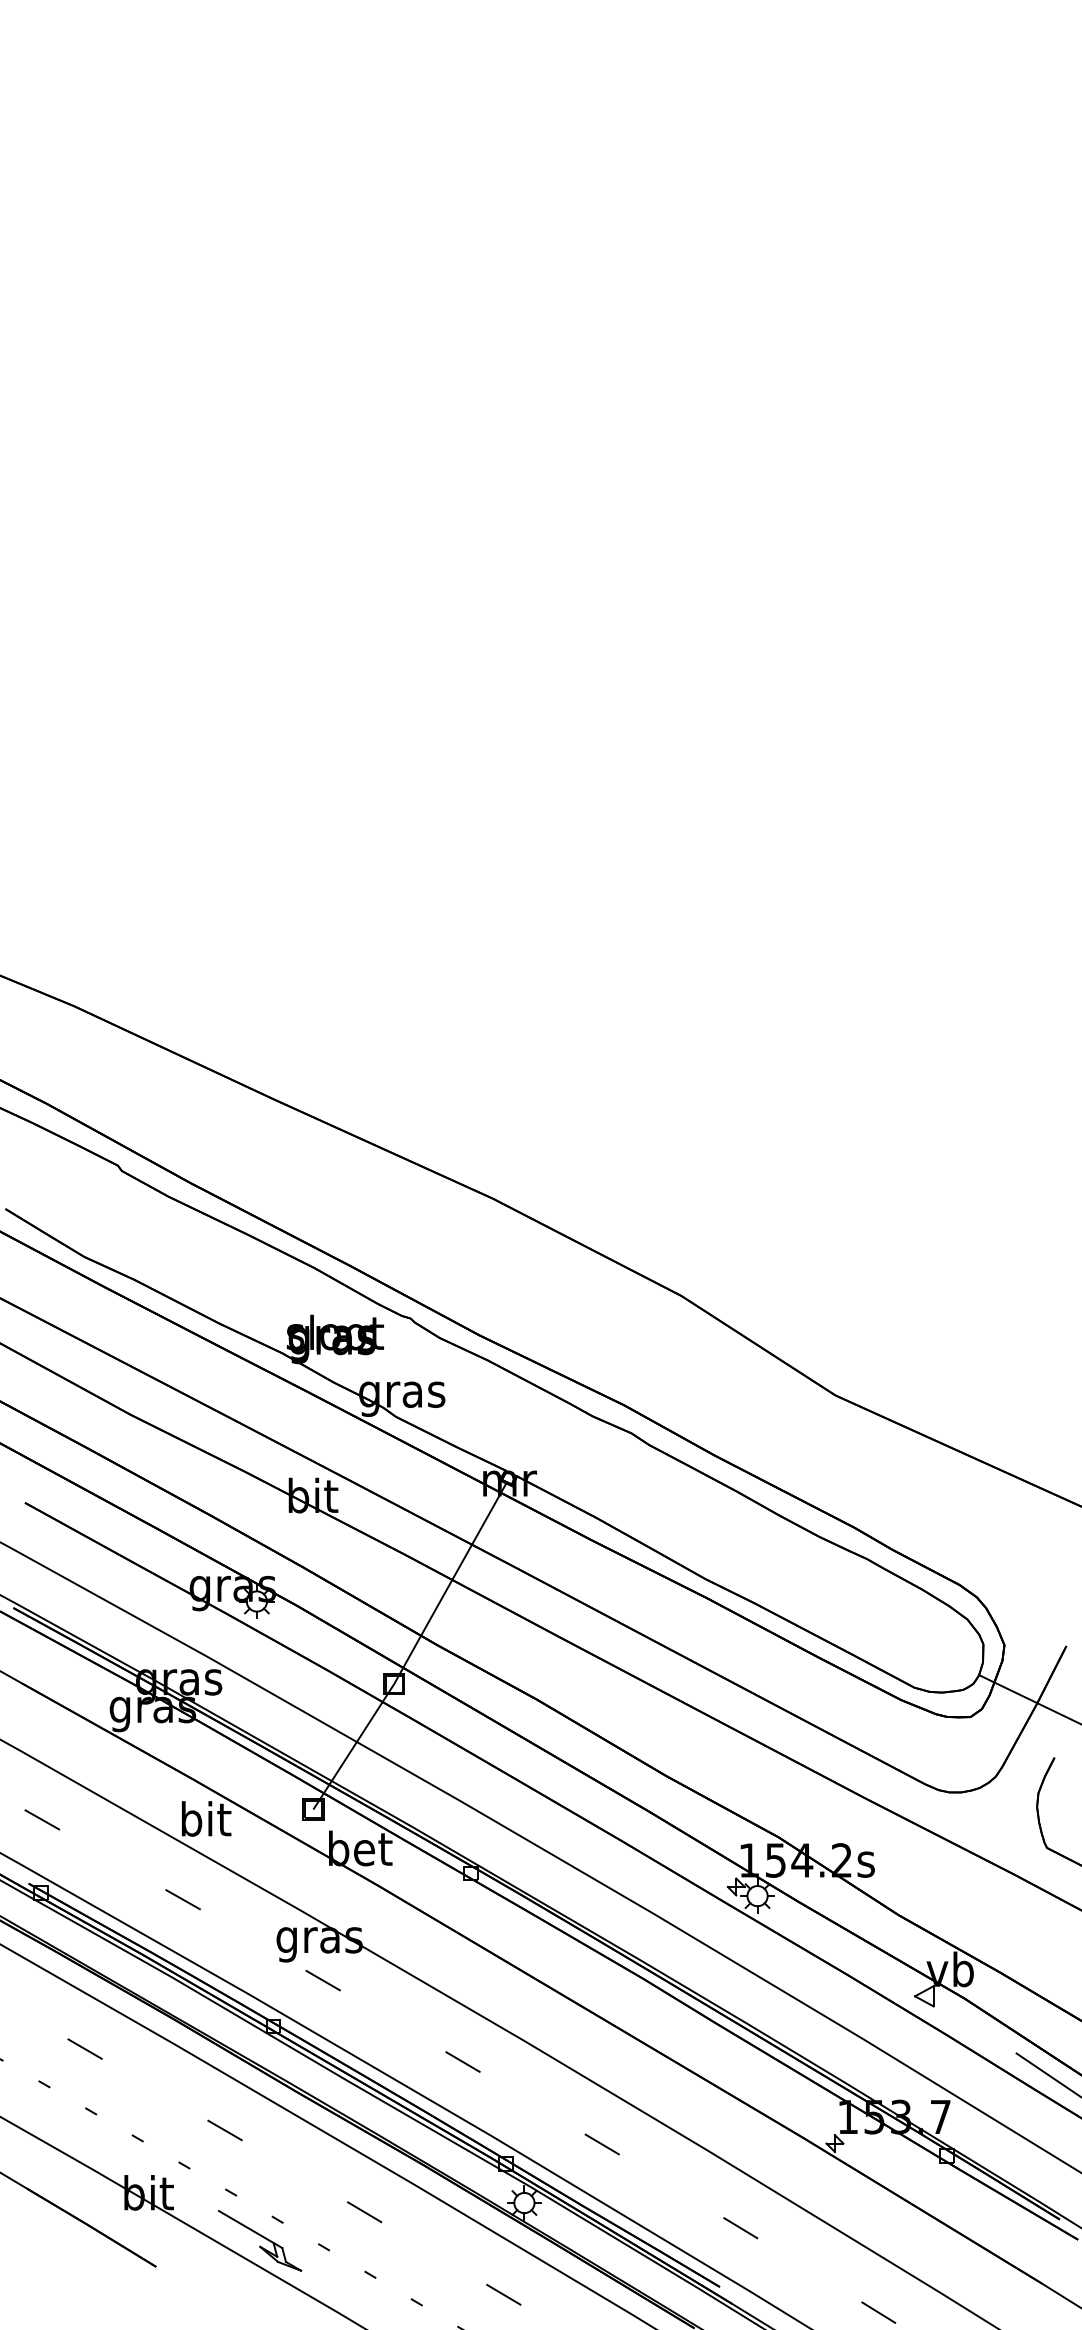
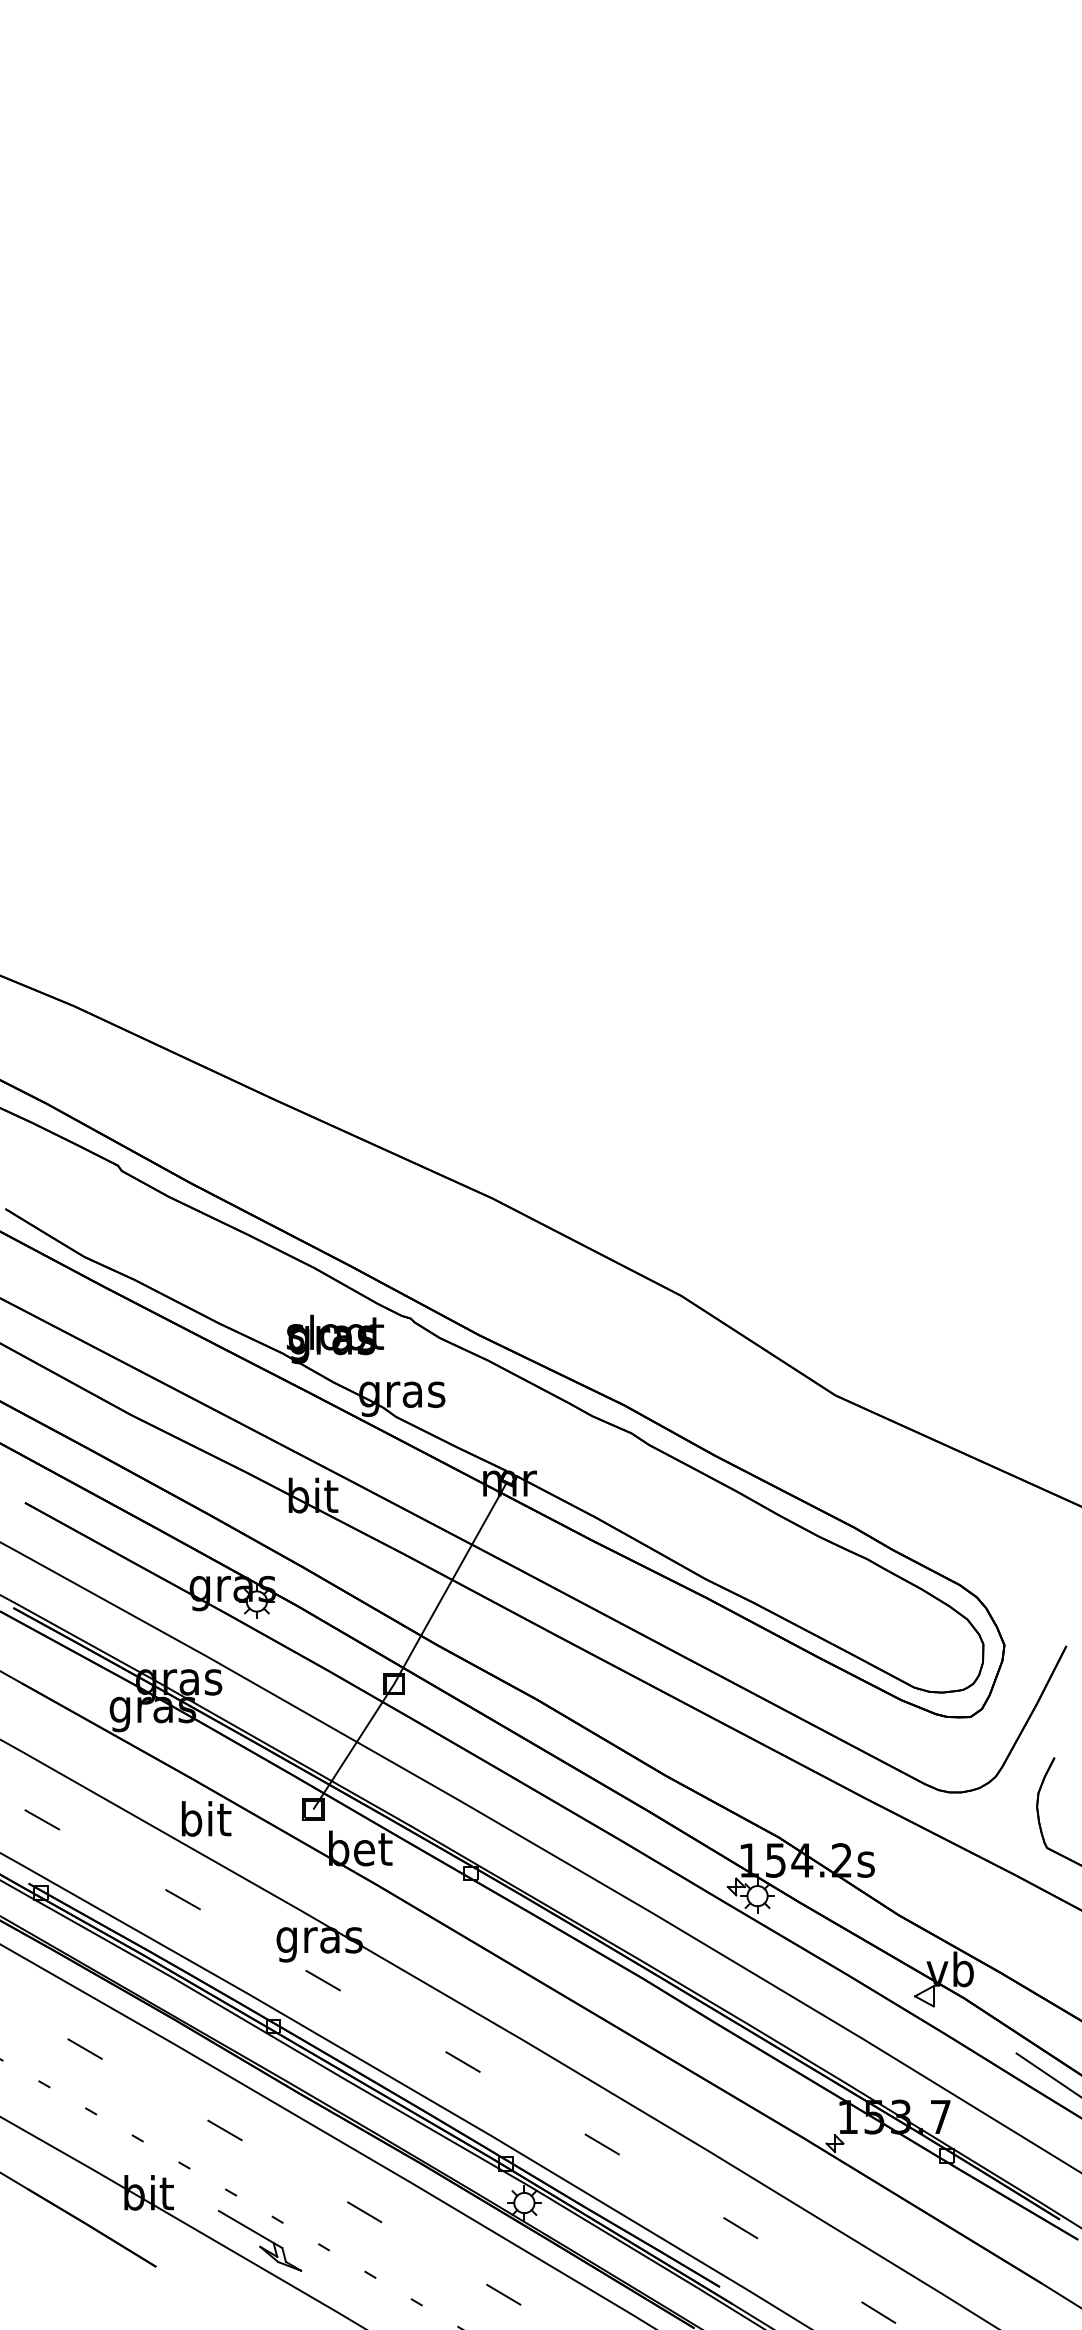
line: present -> none (1028, 1699)
